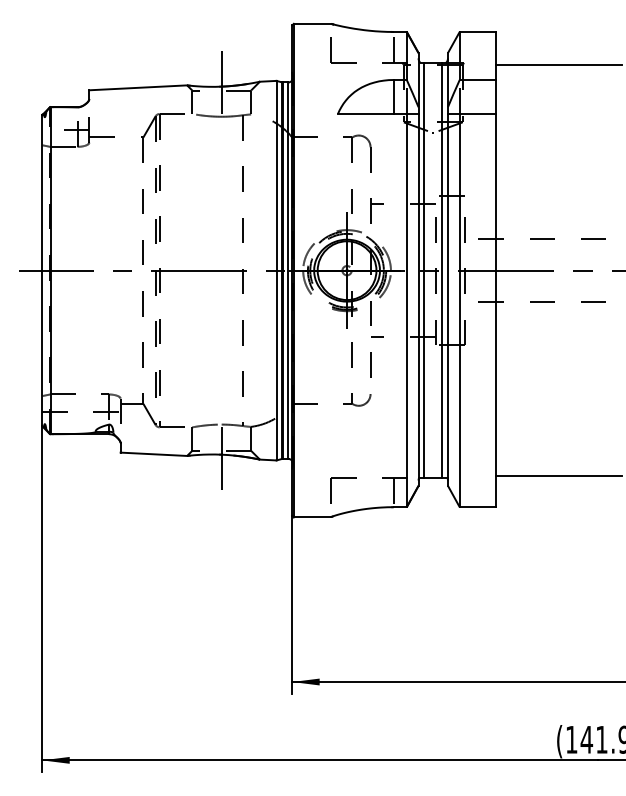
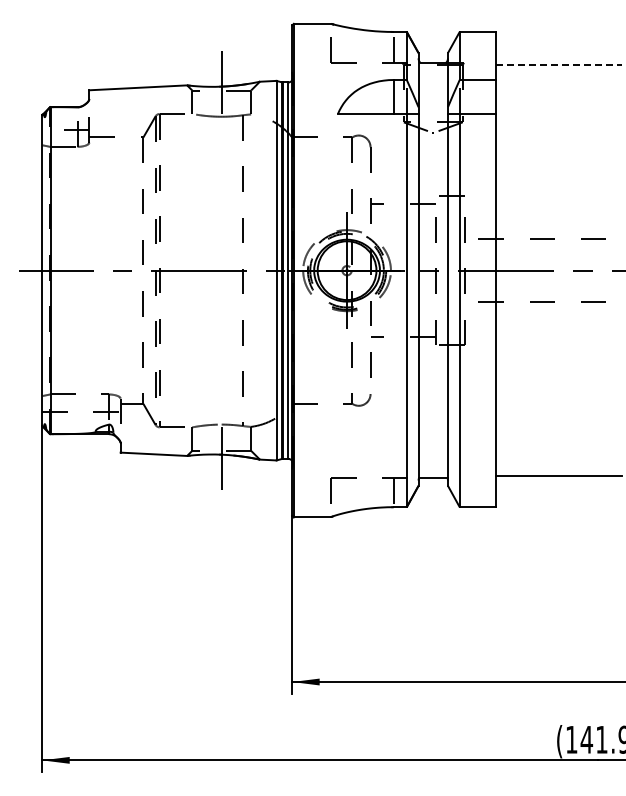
line: solid -> dashed (559, 65)
line: present -> none (424, 270)
line: present -> none (442, 270)
